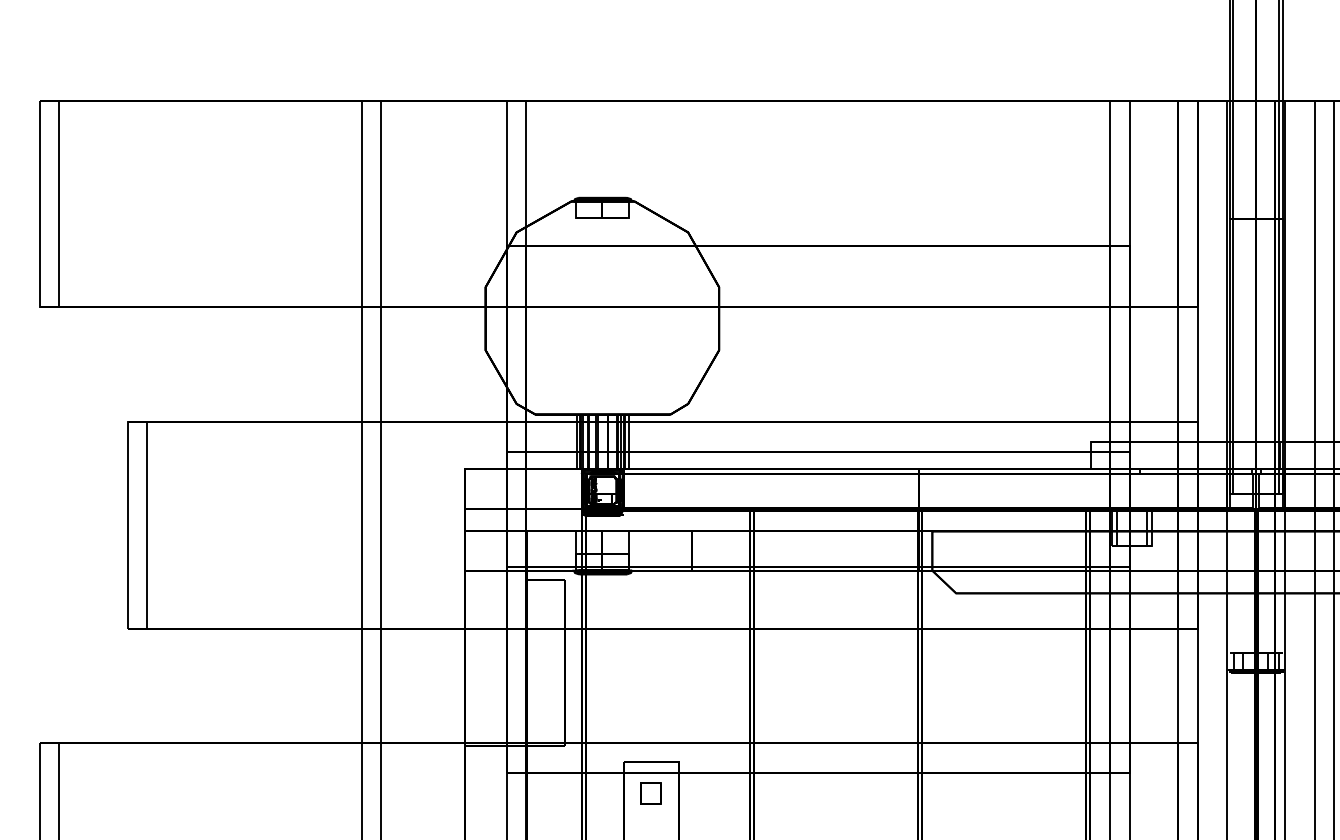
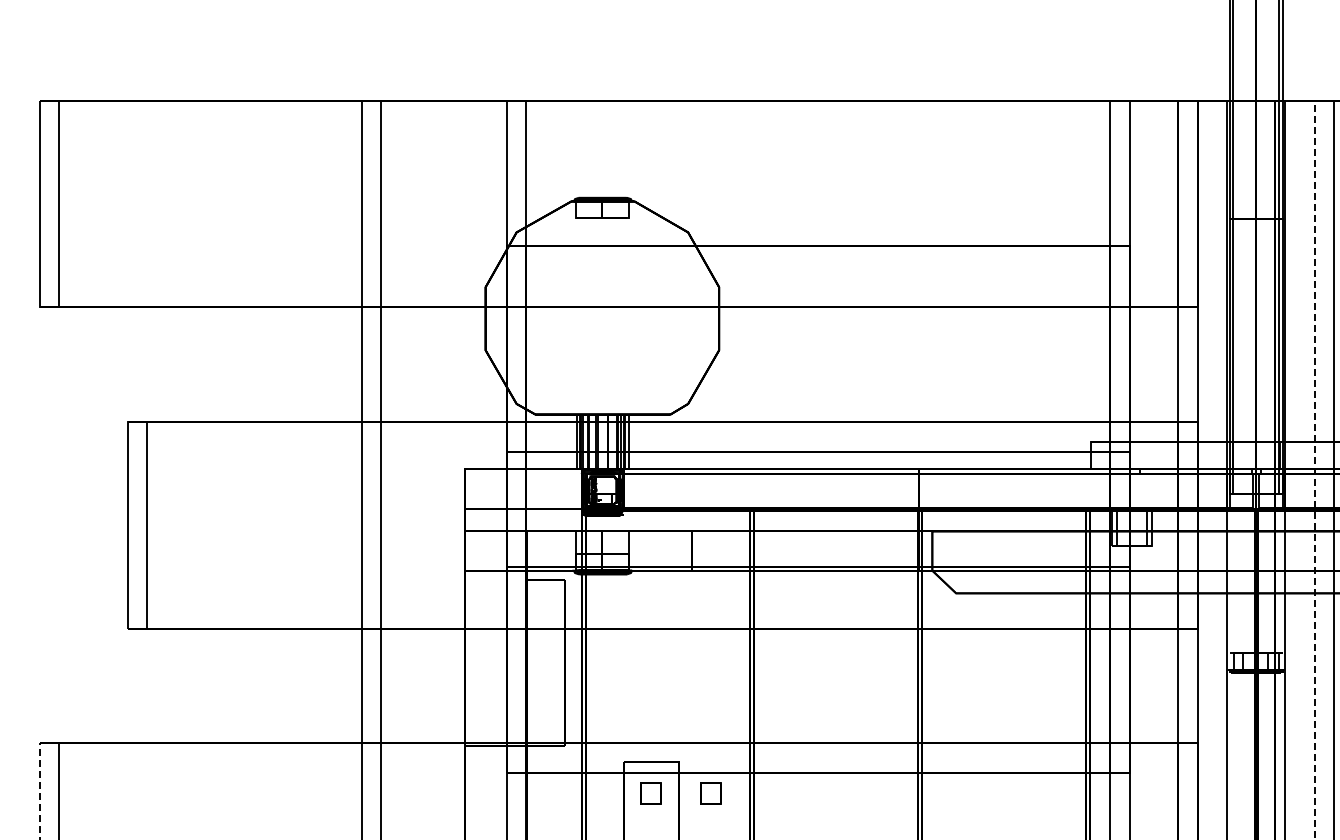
line: solid -> dashed (1314, 440)
line: solid -> dashed (40, 791)
part: none -> present (710, 793)
